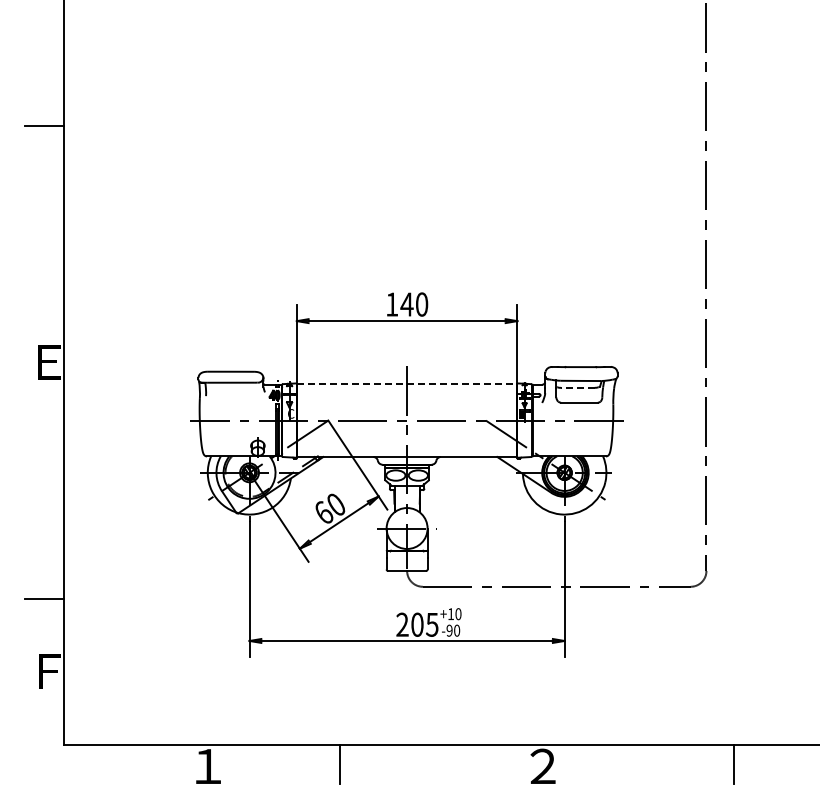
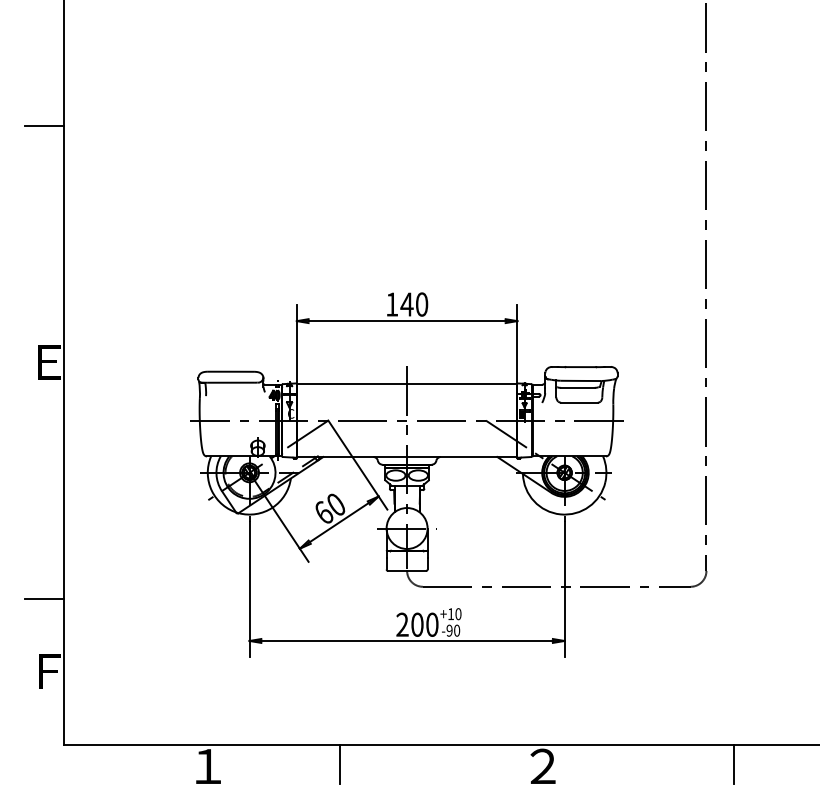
line: dashed -> solid (407, 384)
line: dashed -> solid (577, 387)
text: 205 -> 200 (432, 624)
